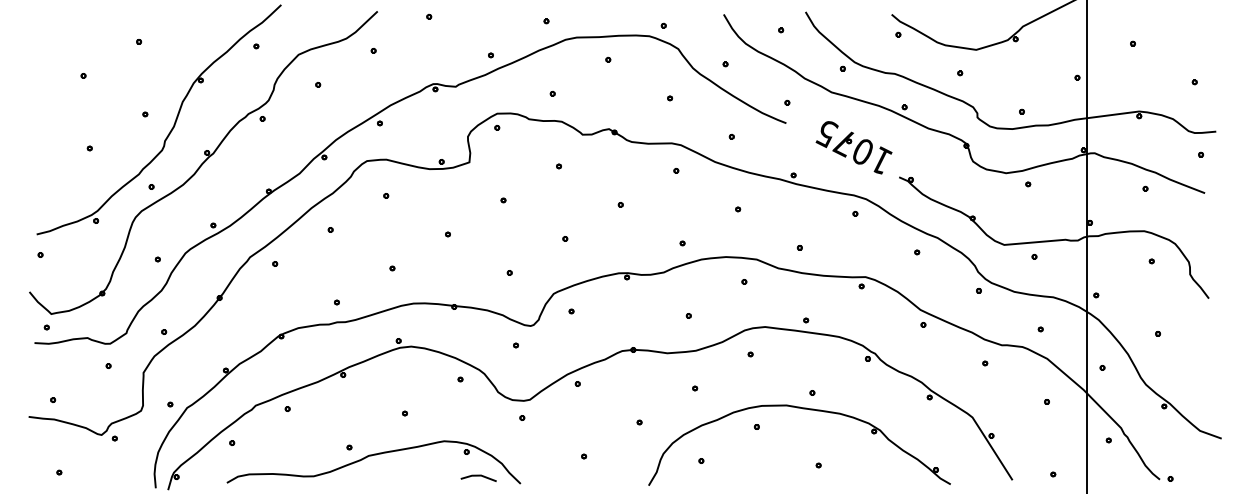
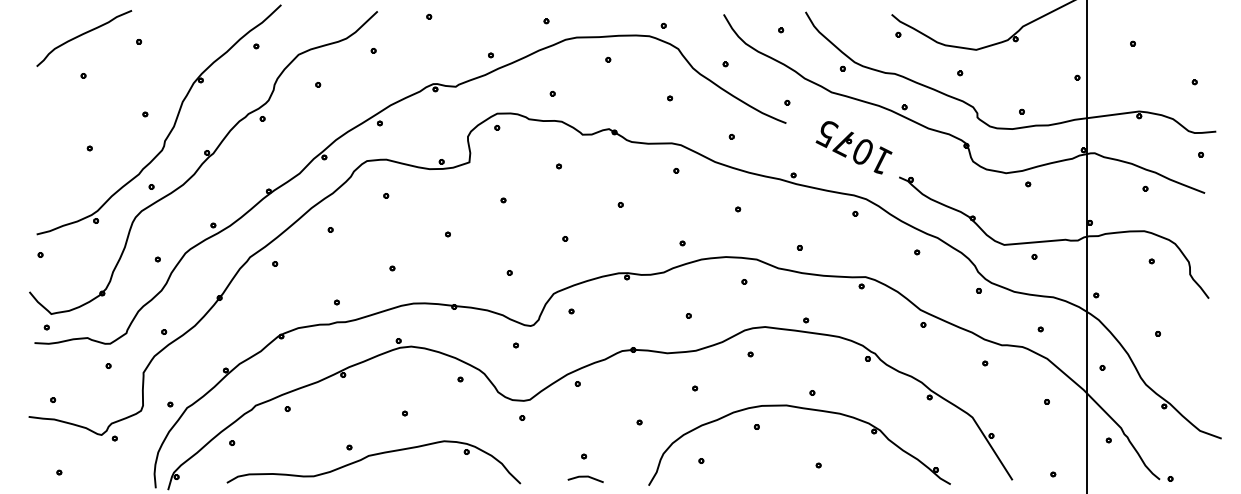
curve: none -> present (82, 35)
line position: (478, 476) -> (585, 477) (585, 477)
